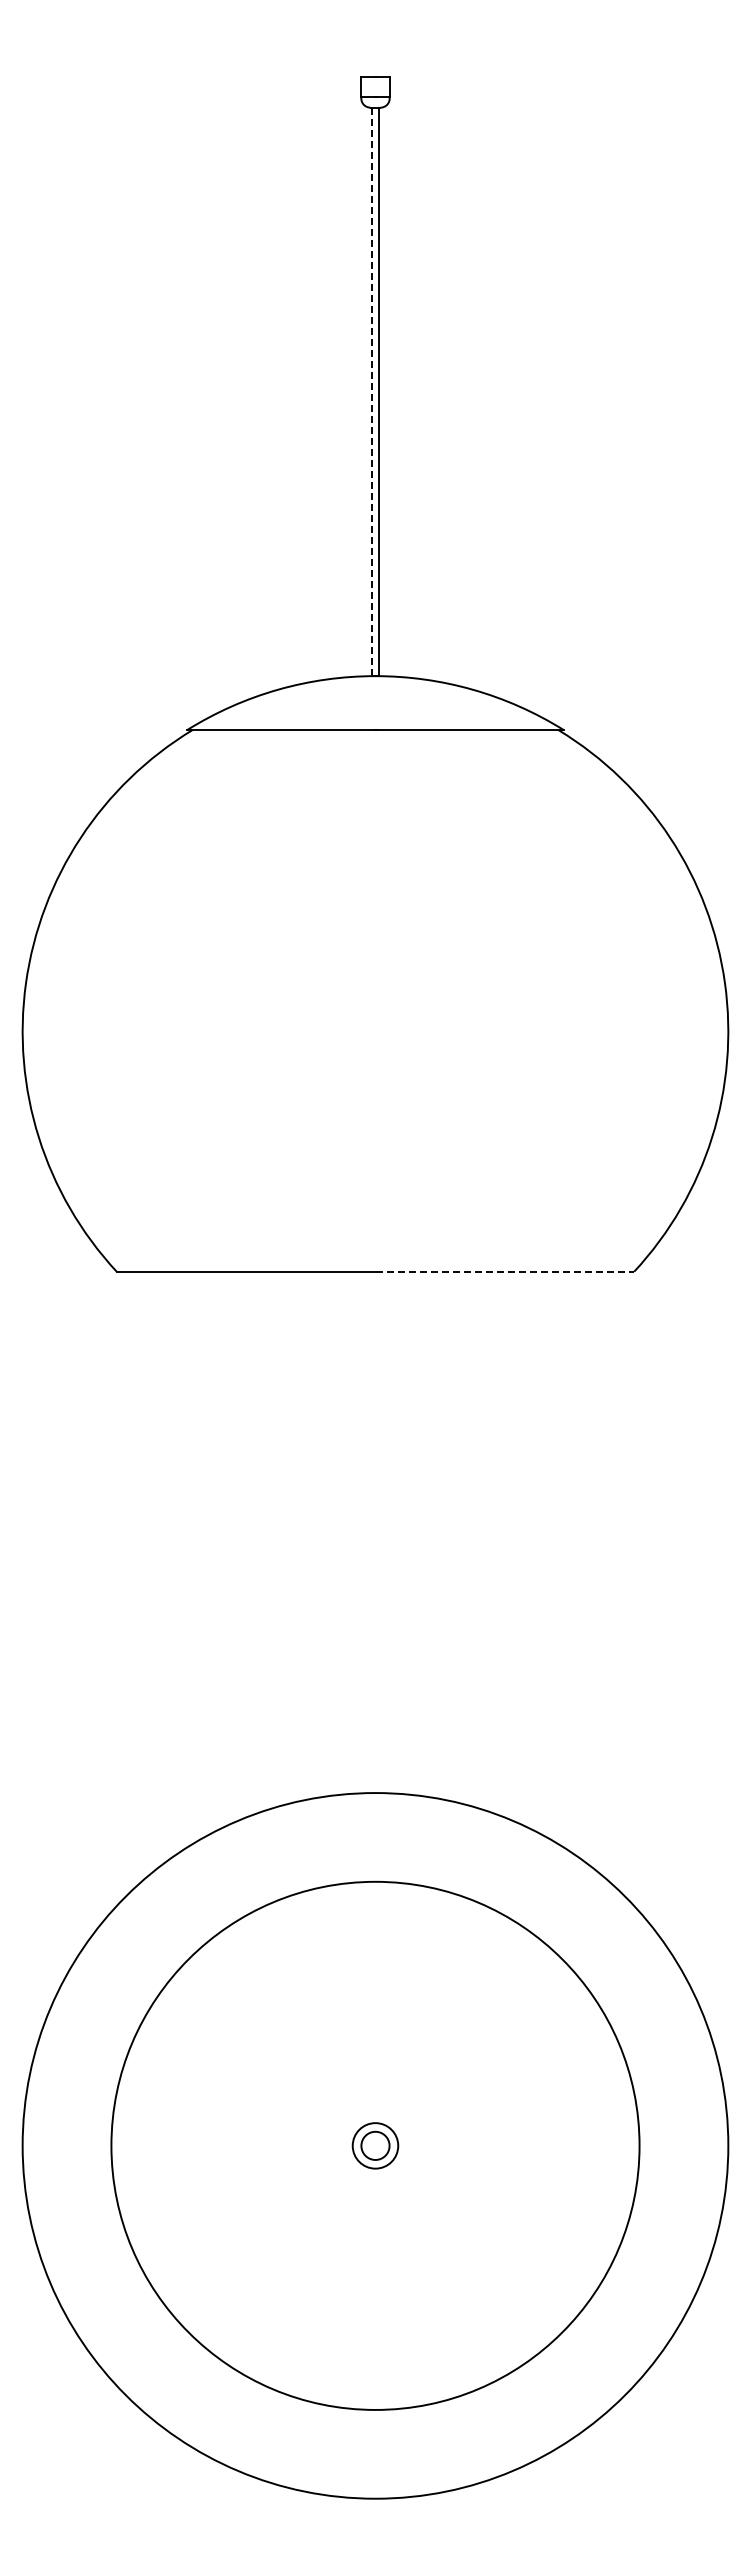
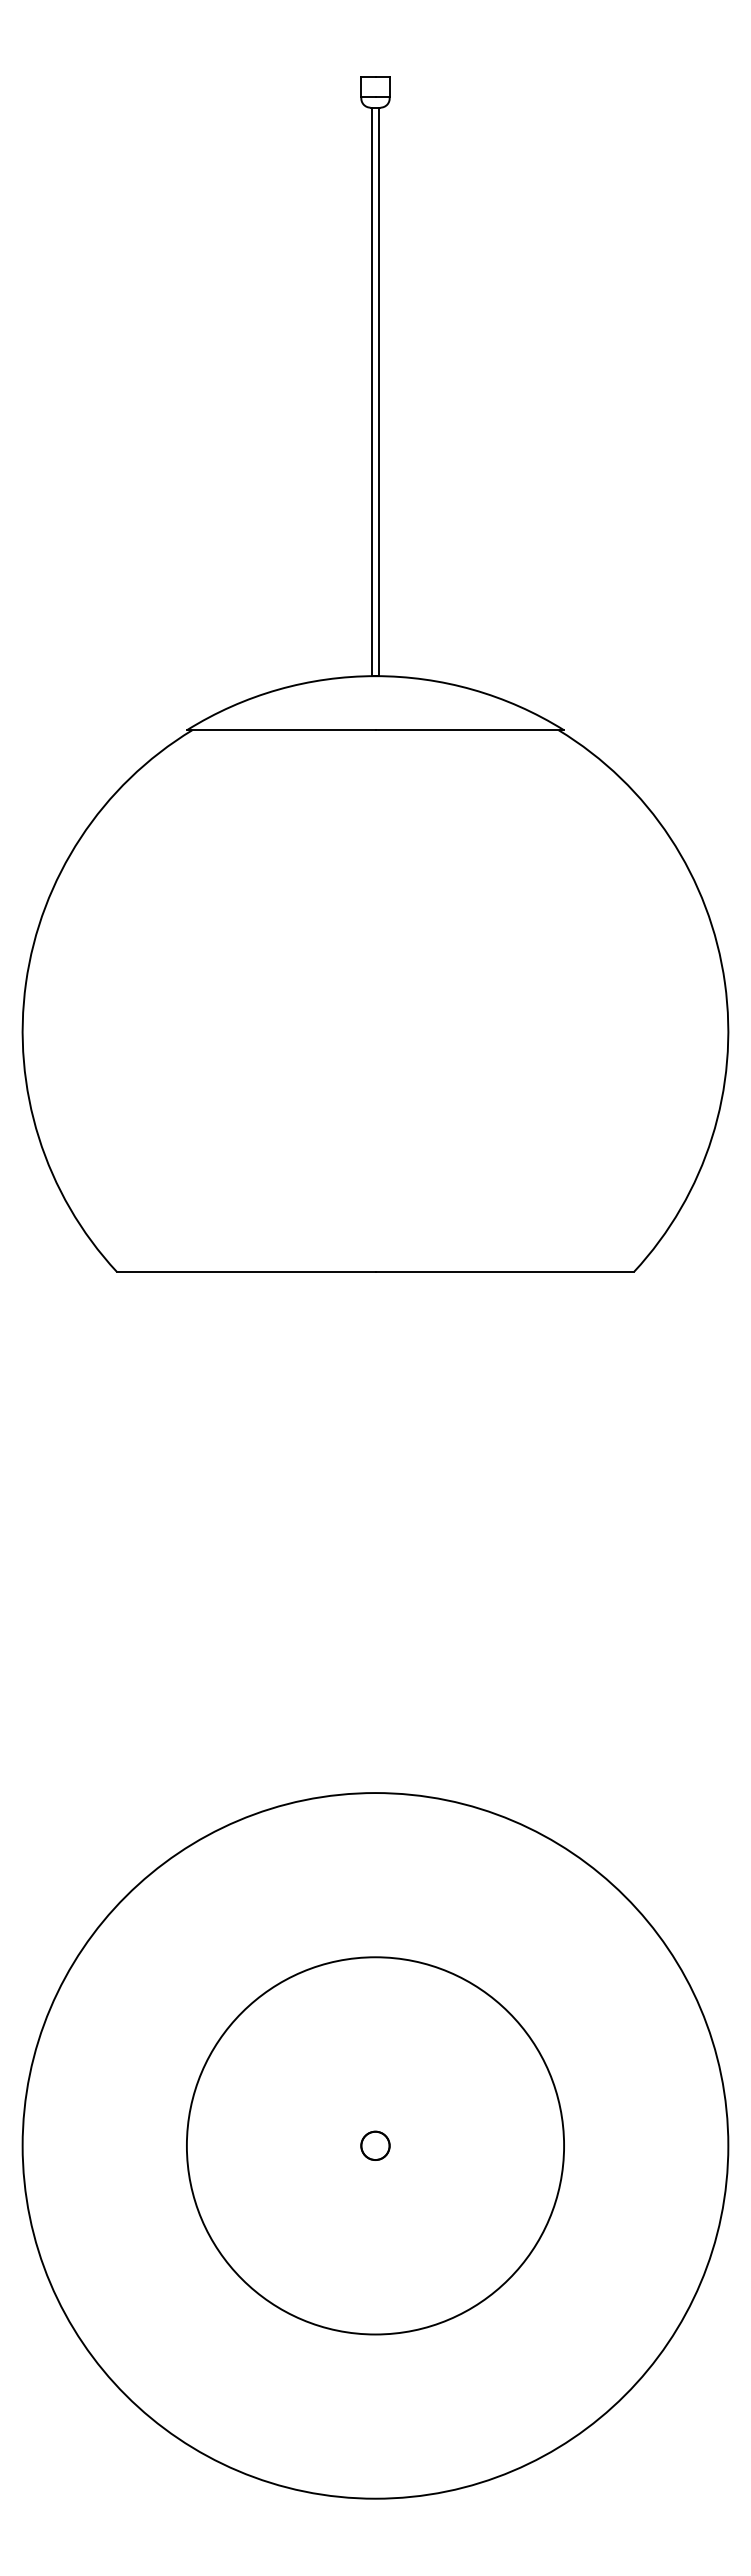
line: dashed -> solid (372, 392)
line: dashed -> solid (505, 1271)
circle diameter: 46 px -> 28 px (375, 2145)
circle diameter: 528 px -> 377 px (375, 2145)
